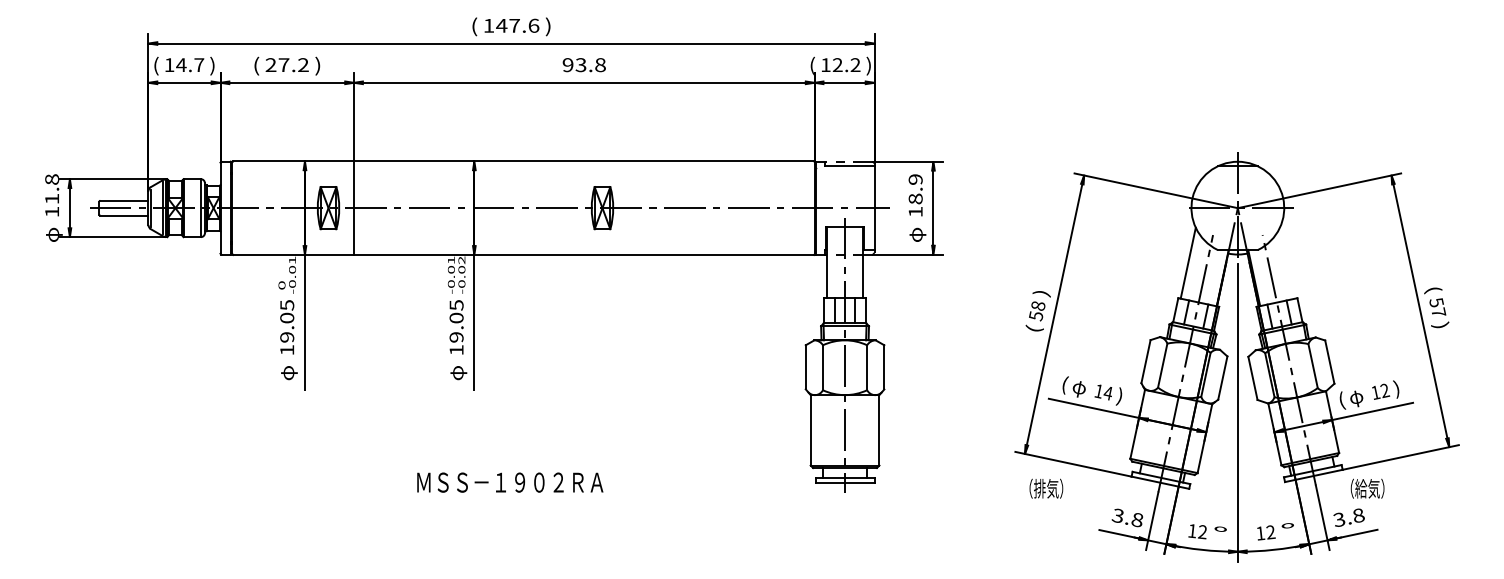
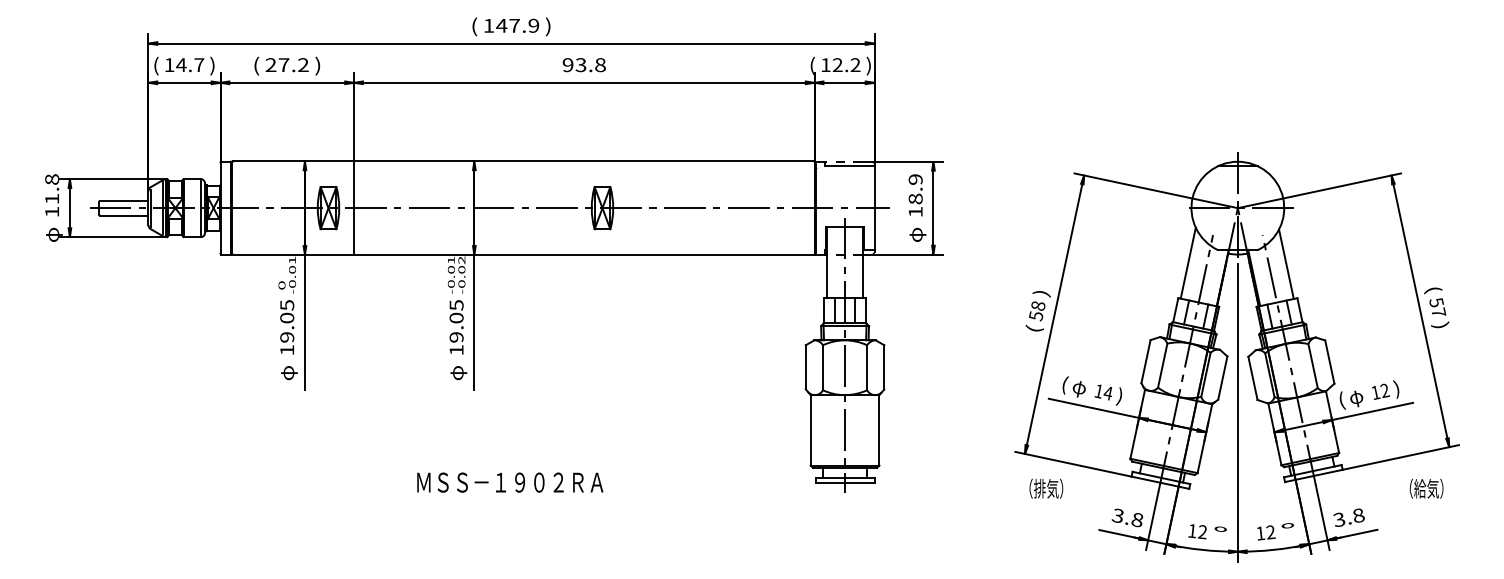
text: 147.6 -> 147.9 (533, 25)
line: none -> present (1286, 263)
text position: (1367, 488) -> (1426, 488) (1426, 488)
